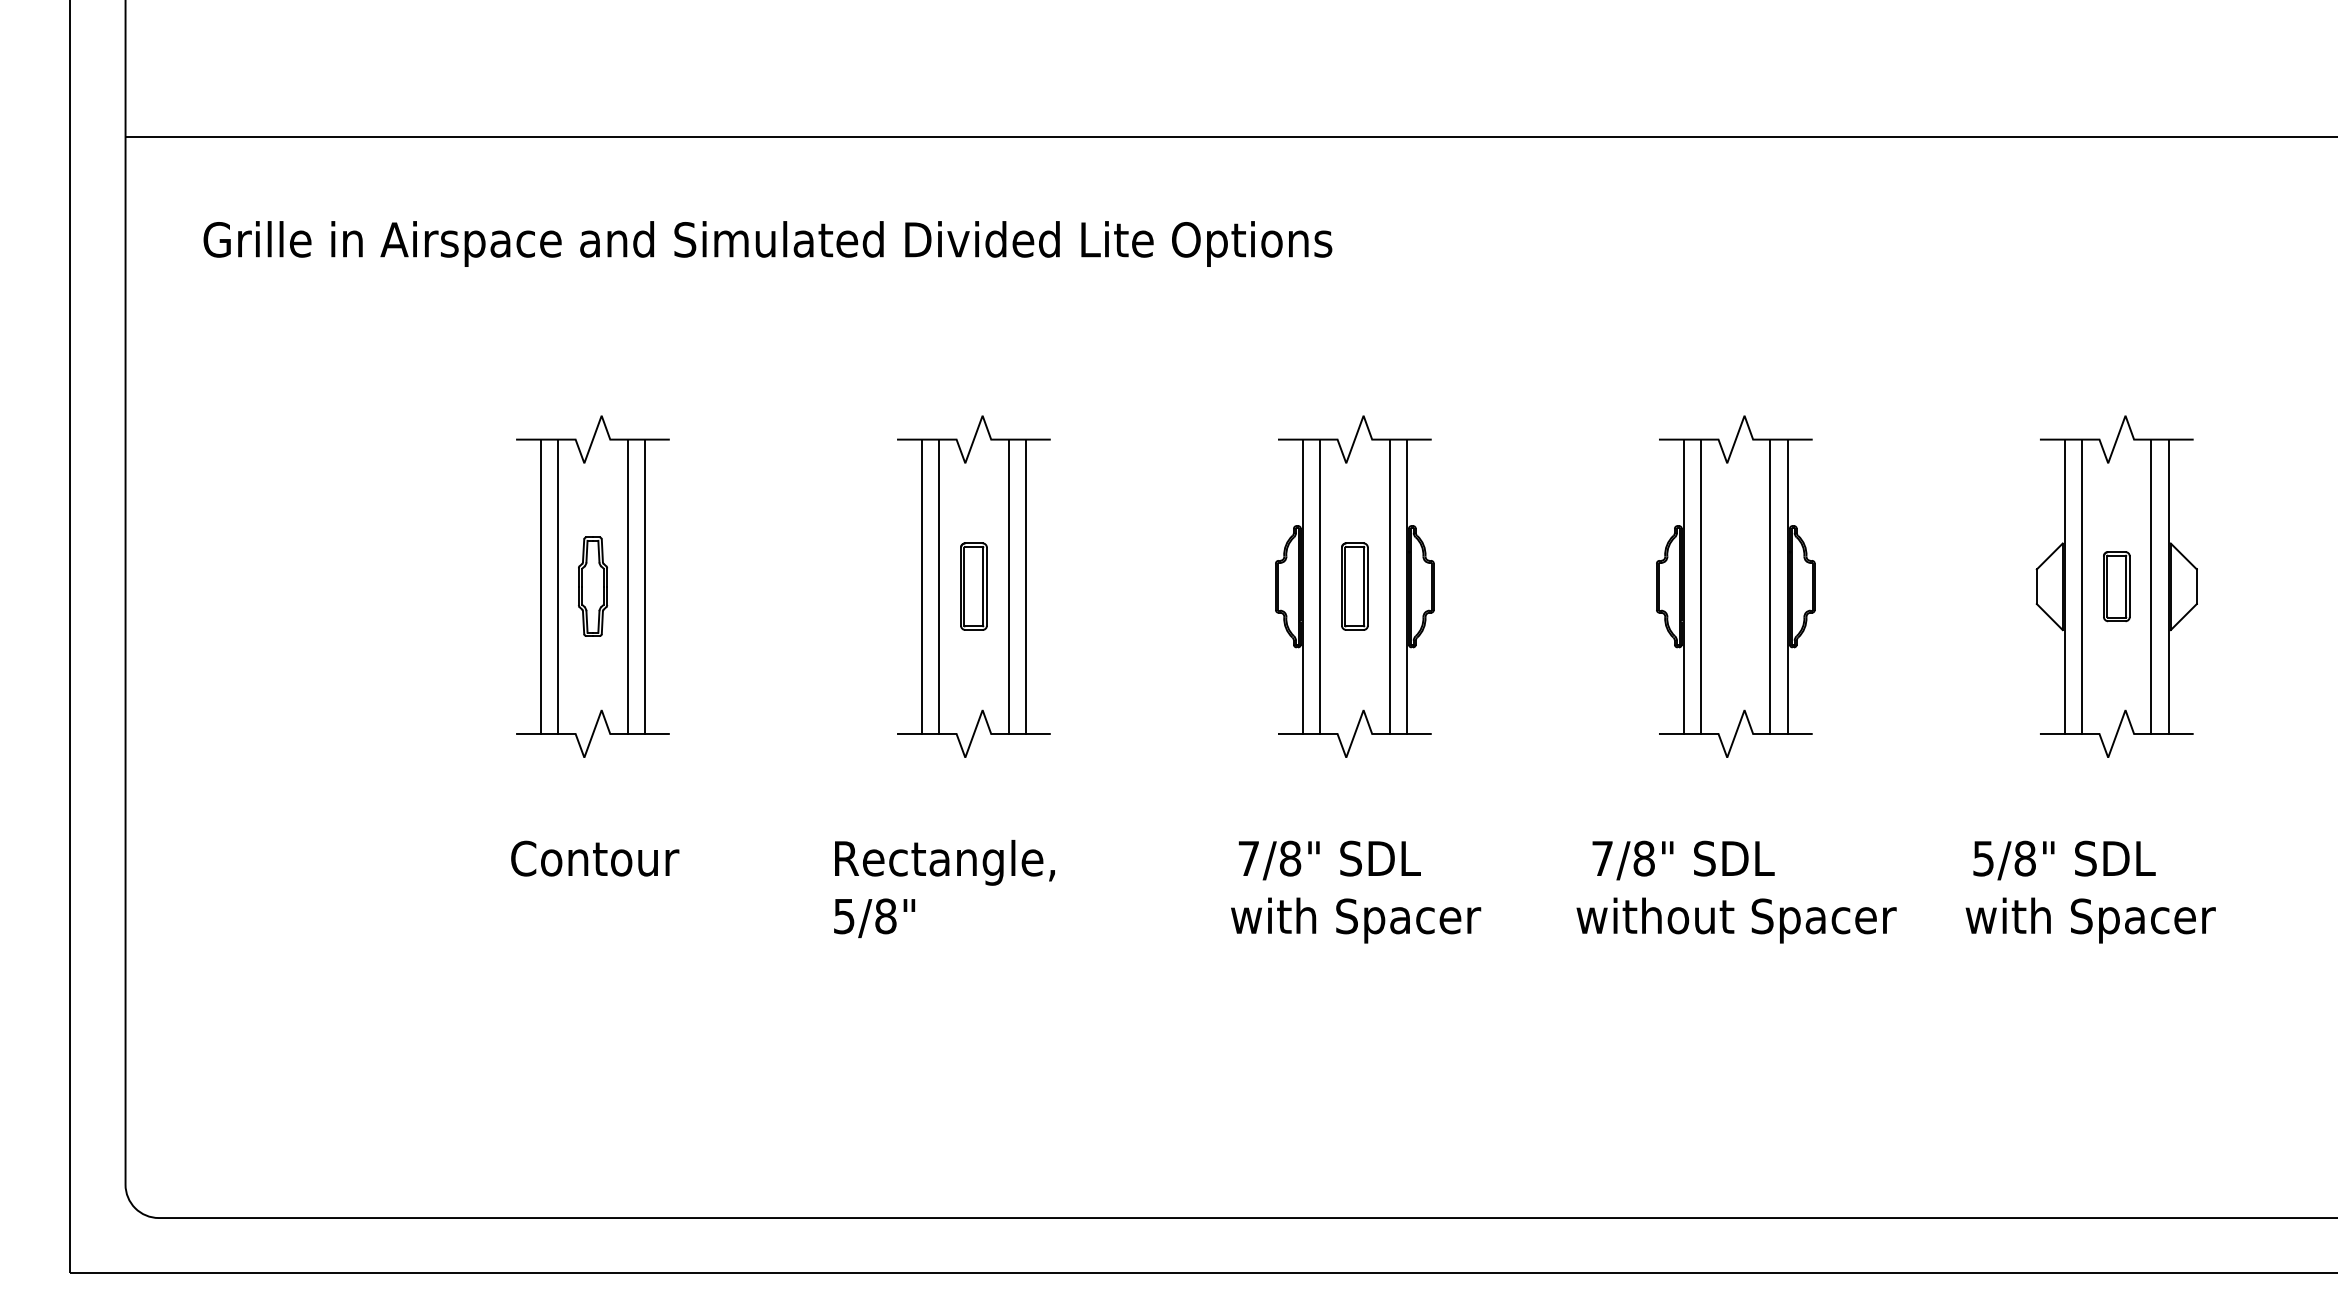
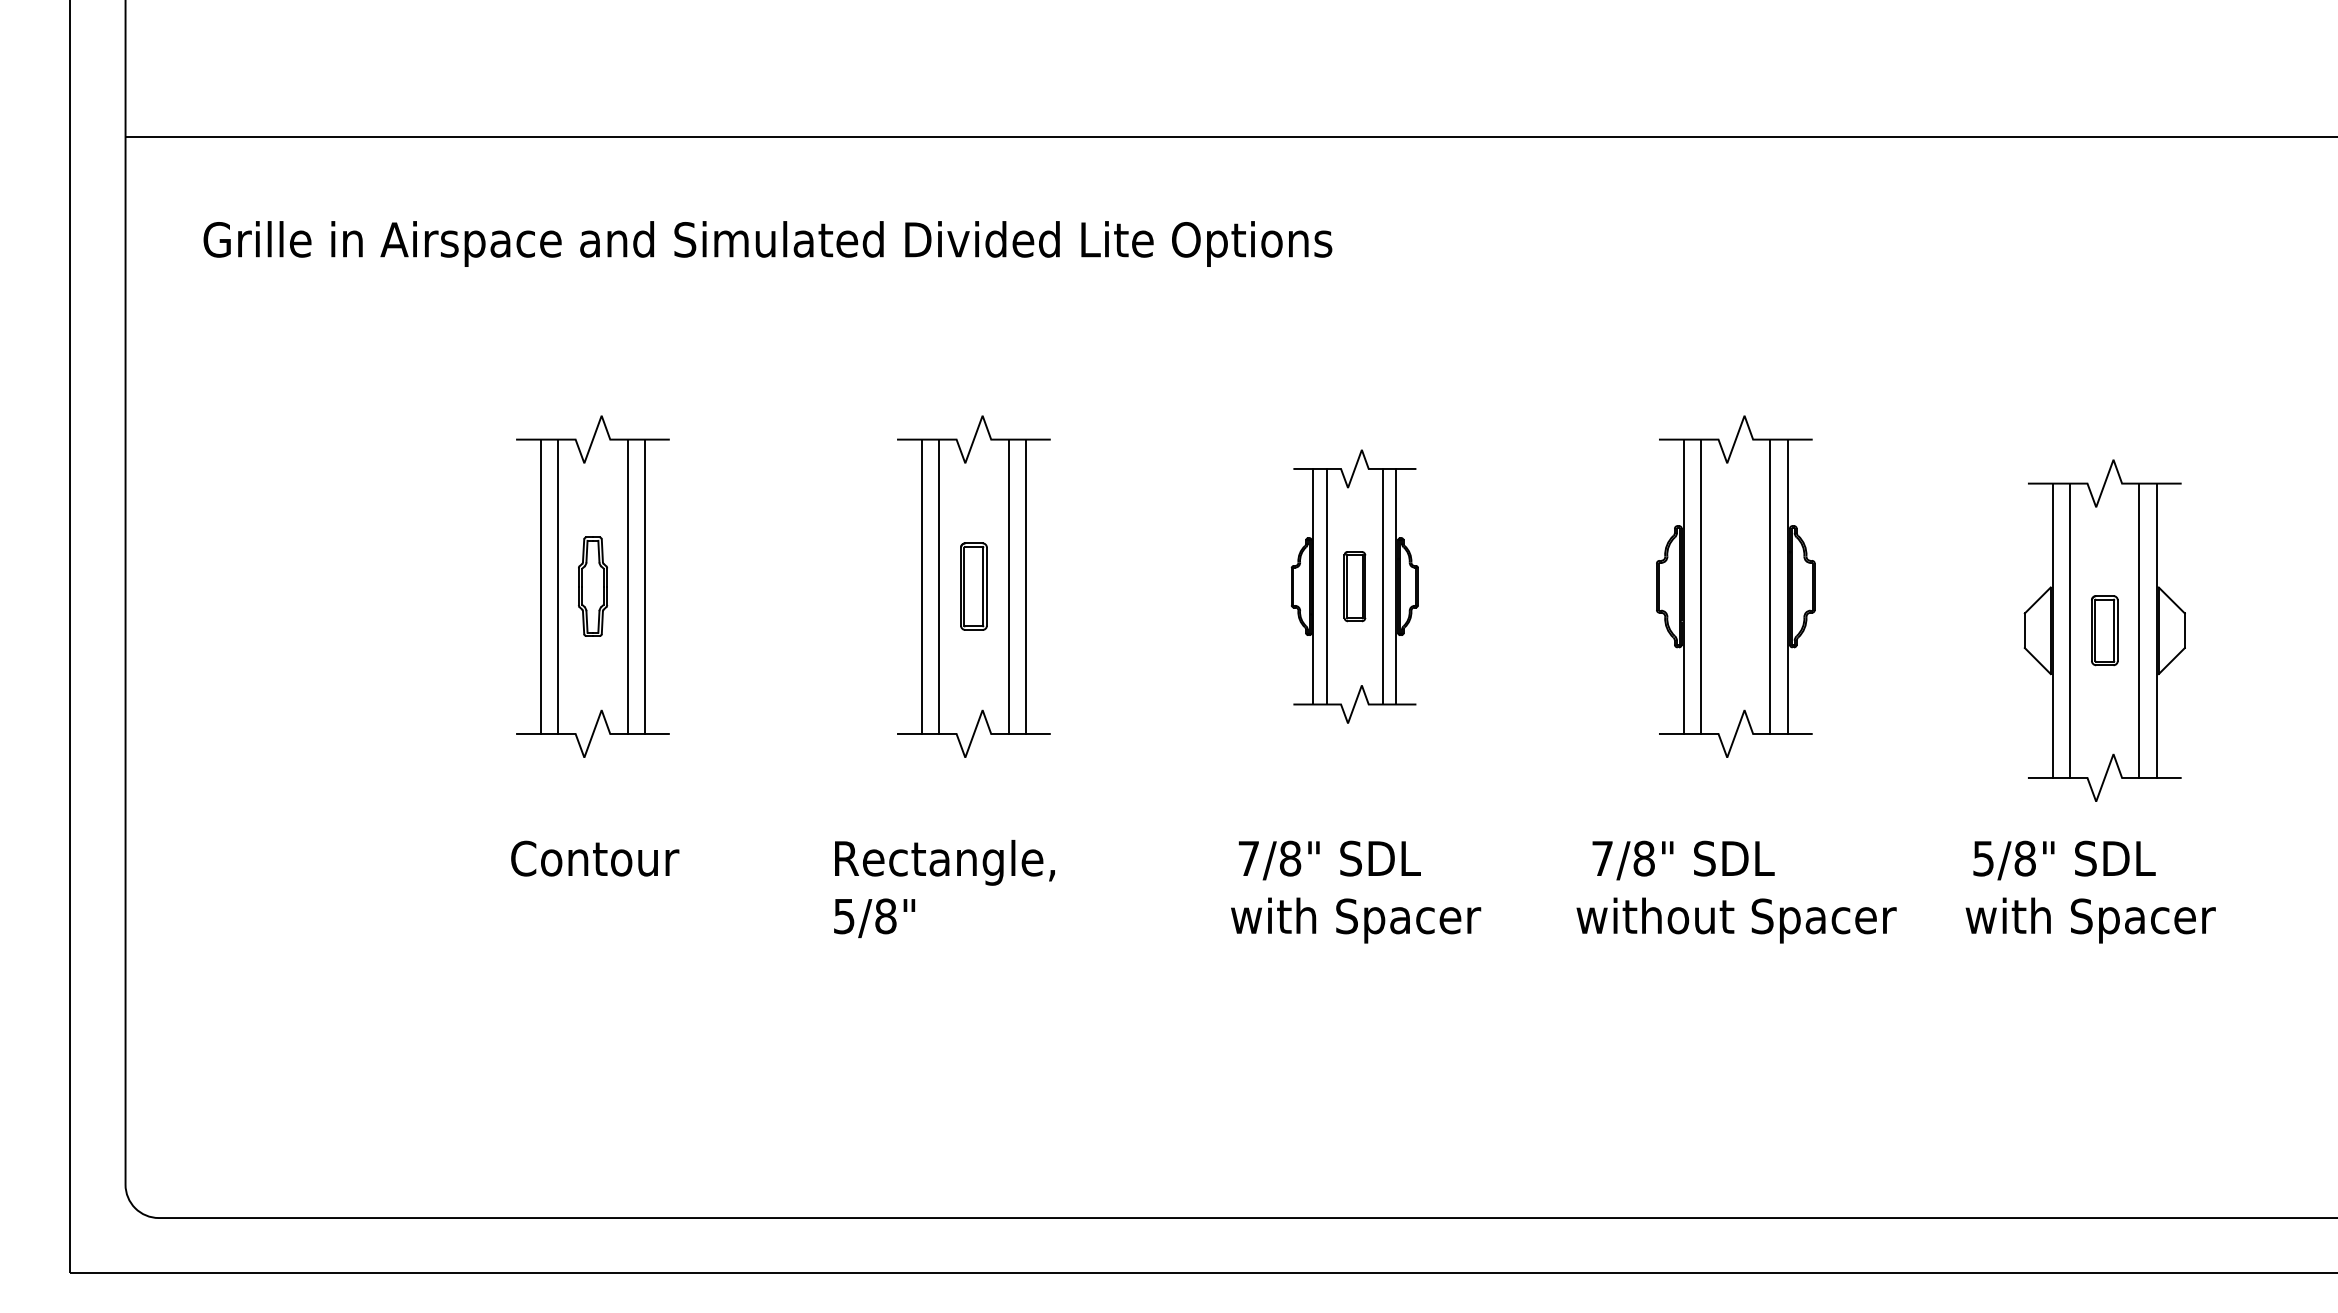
part size: 160x343 px -> 129x275 px (1354, 586)
part position: (2116, 586) -> (2104, 630) (2104, 630)
